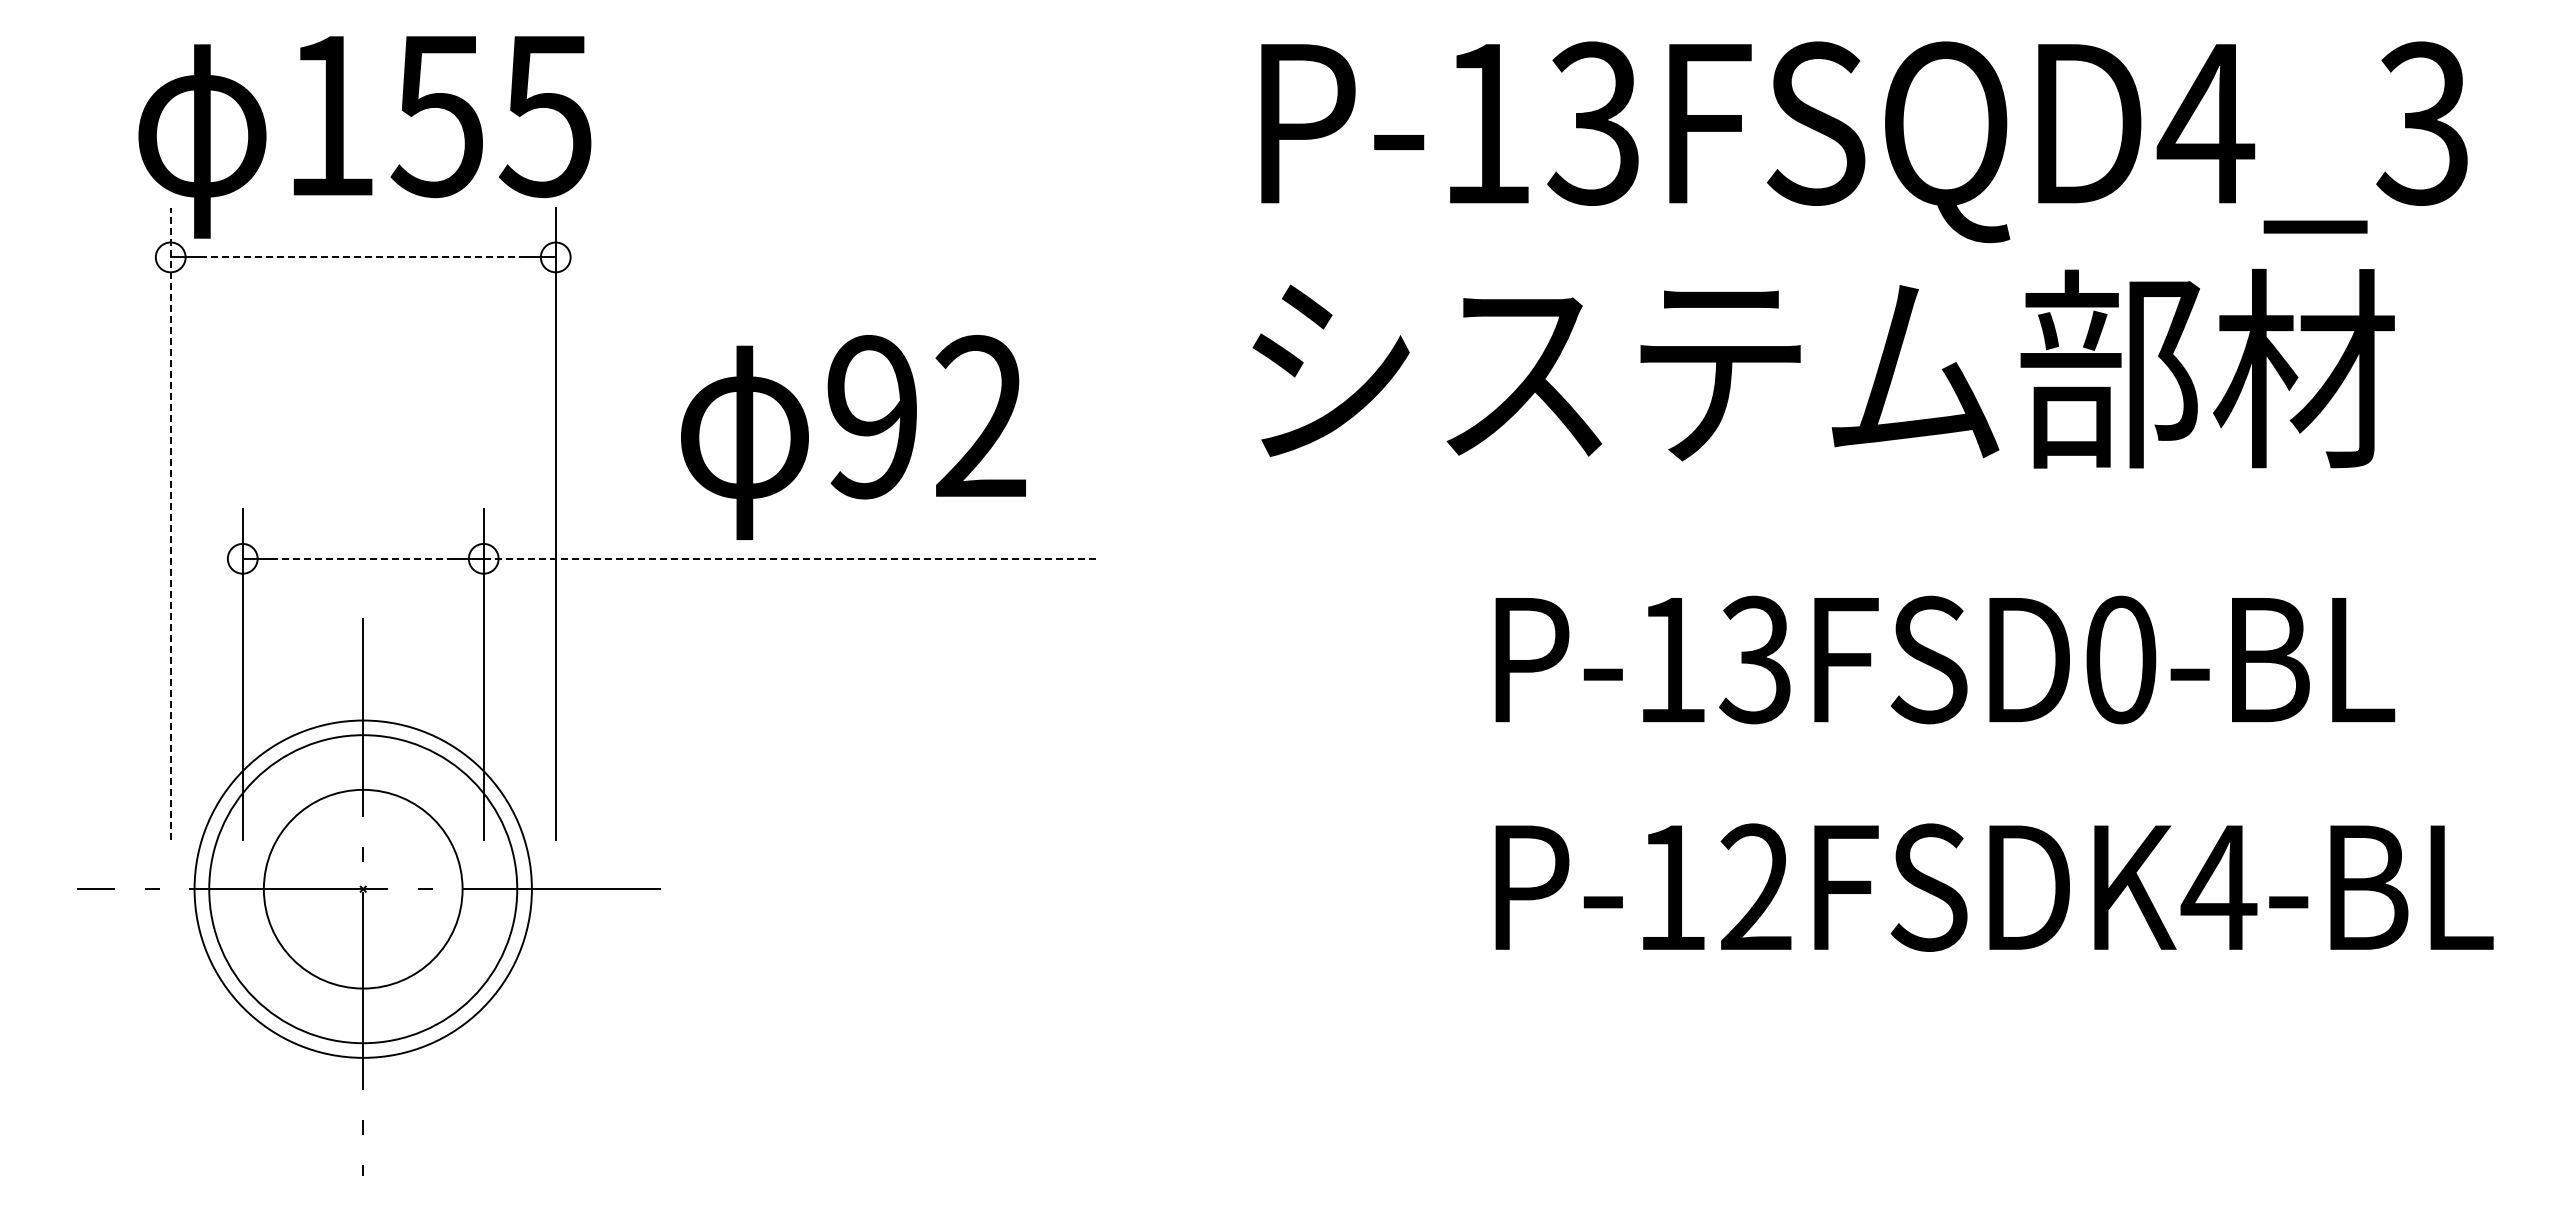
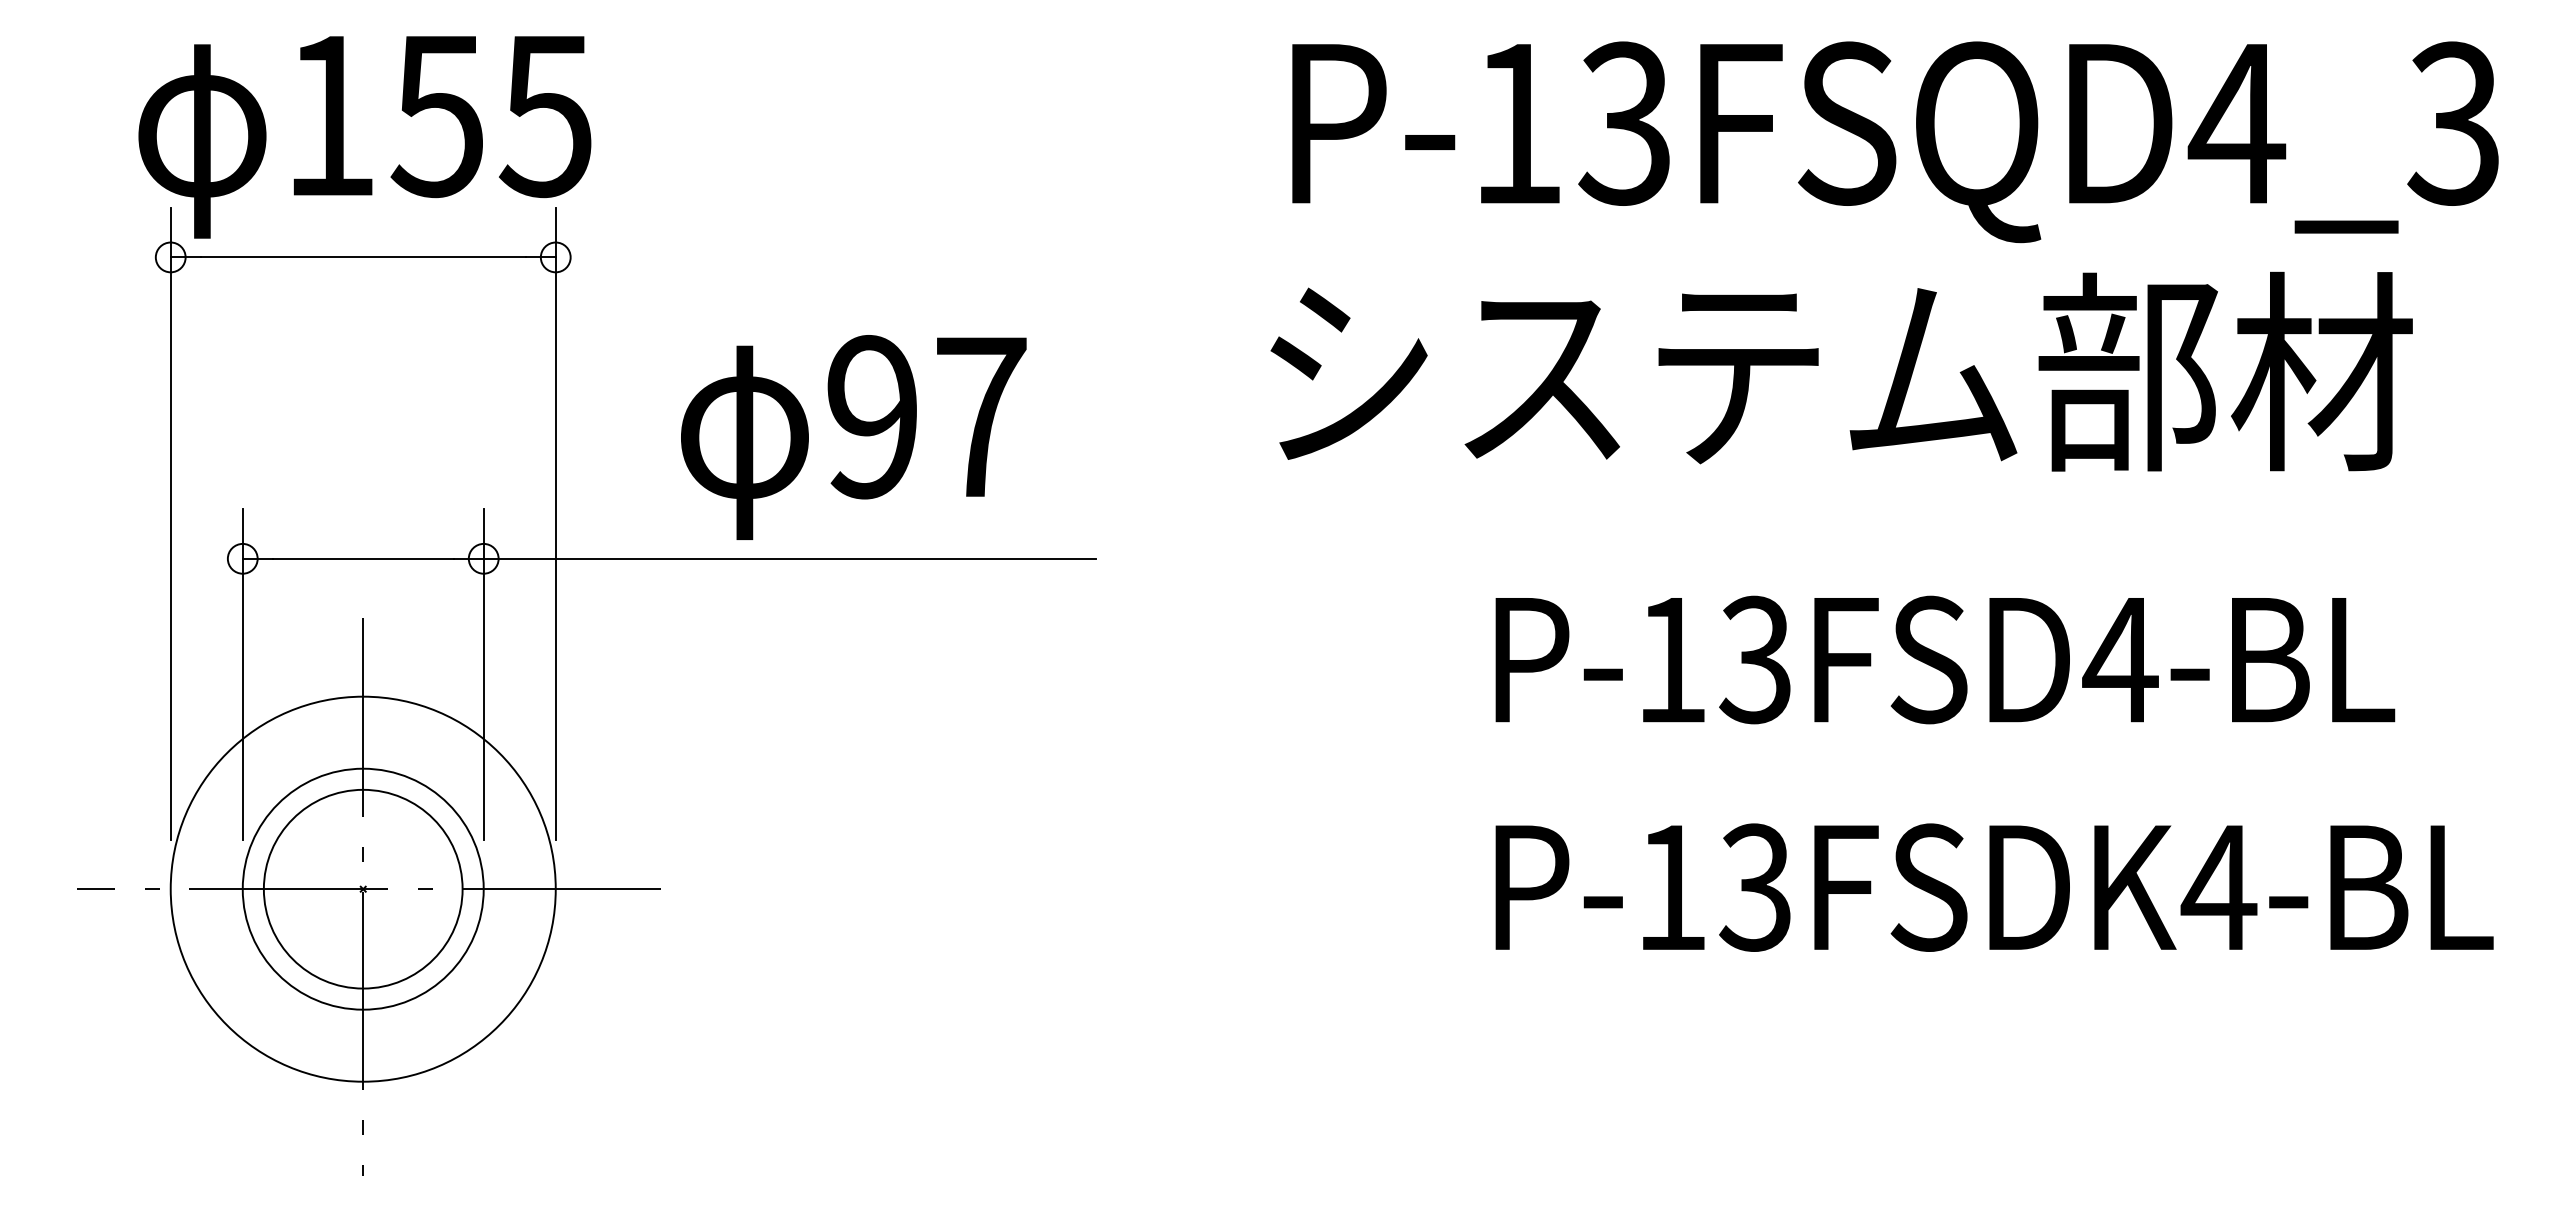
text position: (1864, 142) -> (1895, 142) (1895, 142)
line: dashed -> solid (363, 257)
text position: (1823, 368) -> (1841, 371) (1841, 371)
text: 92 -> 97 (980, 415)
line: dashed -> solid (170, 523)
line: dashed -> solid (363, 558)
line: dashed -> solid (789, 558)
text: P-13FSD0-BL -> P-13FSD4-BL (2120, 659)
text: P-12FSDK4-BL -> P-13FSDK4-BL (1755, 887)
circle diameter: 337 px -> 241 px (362, 888)
circle diameter: 308 px -> 385 px (362, 888)
